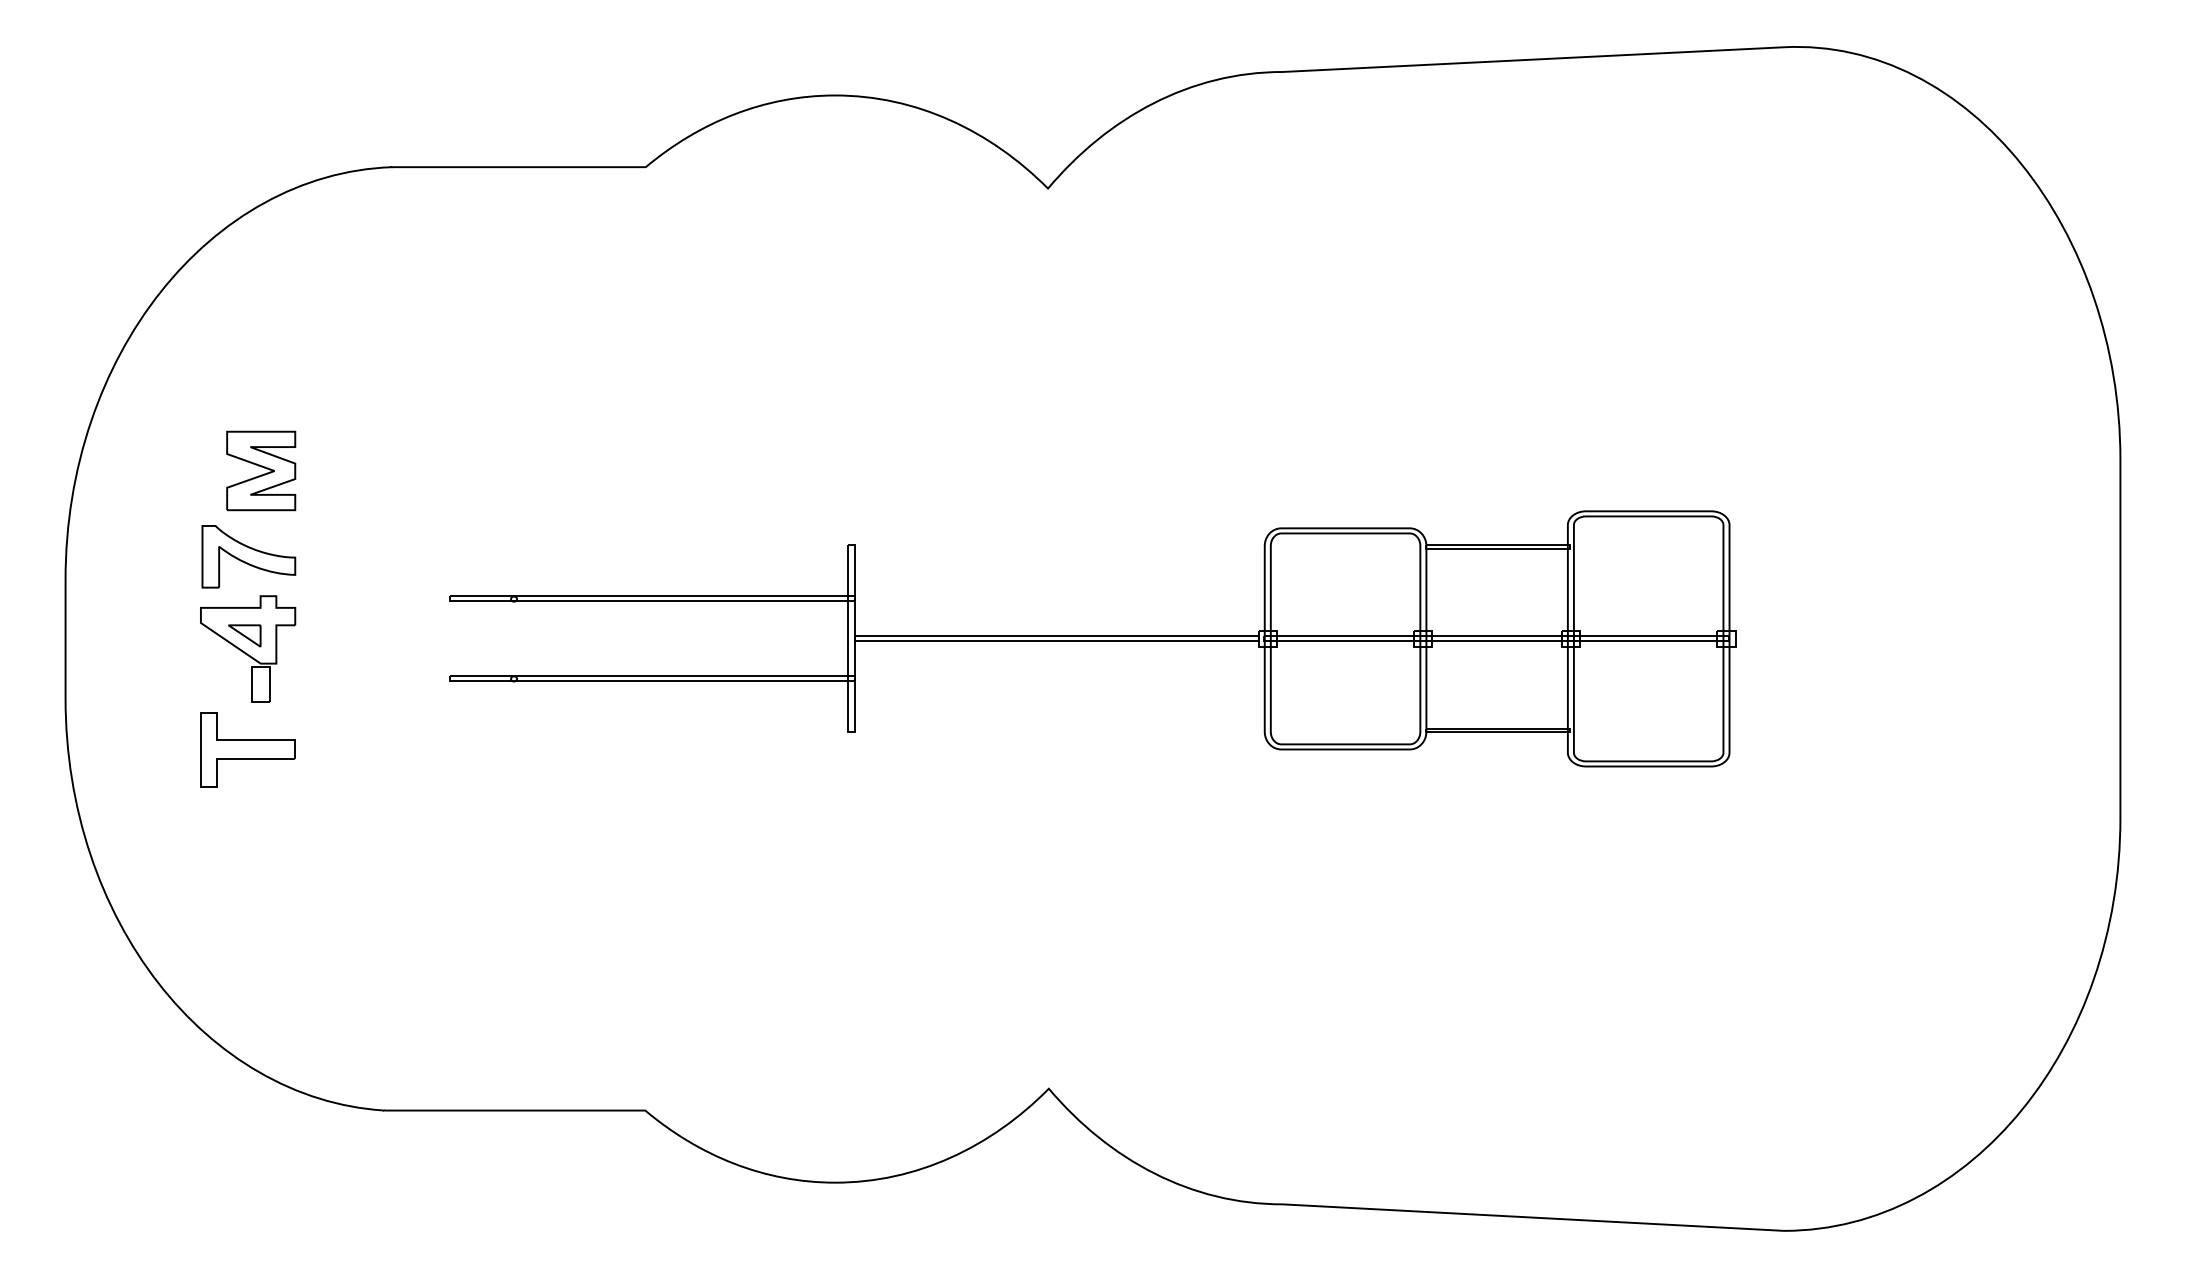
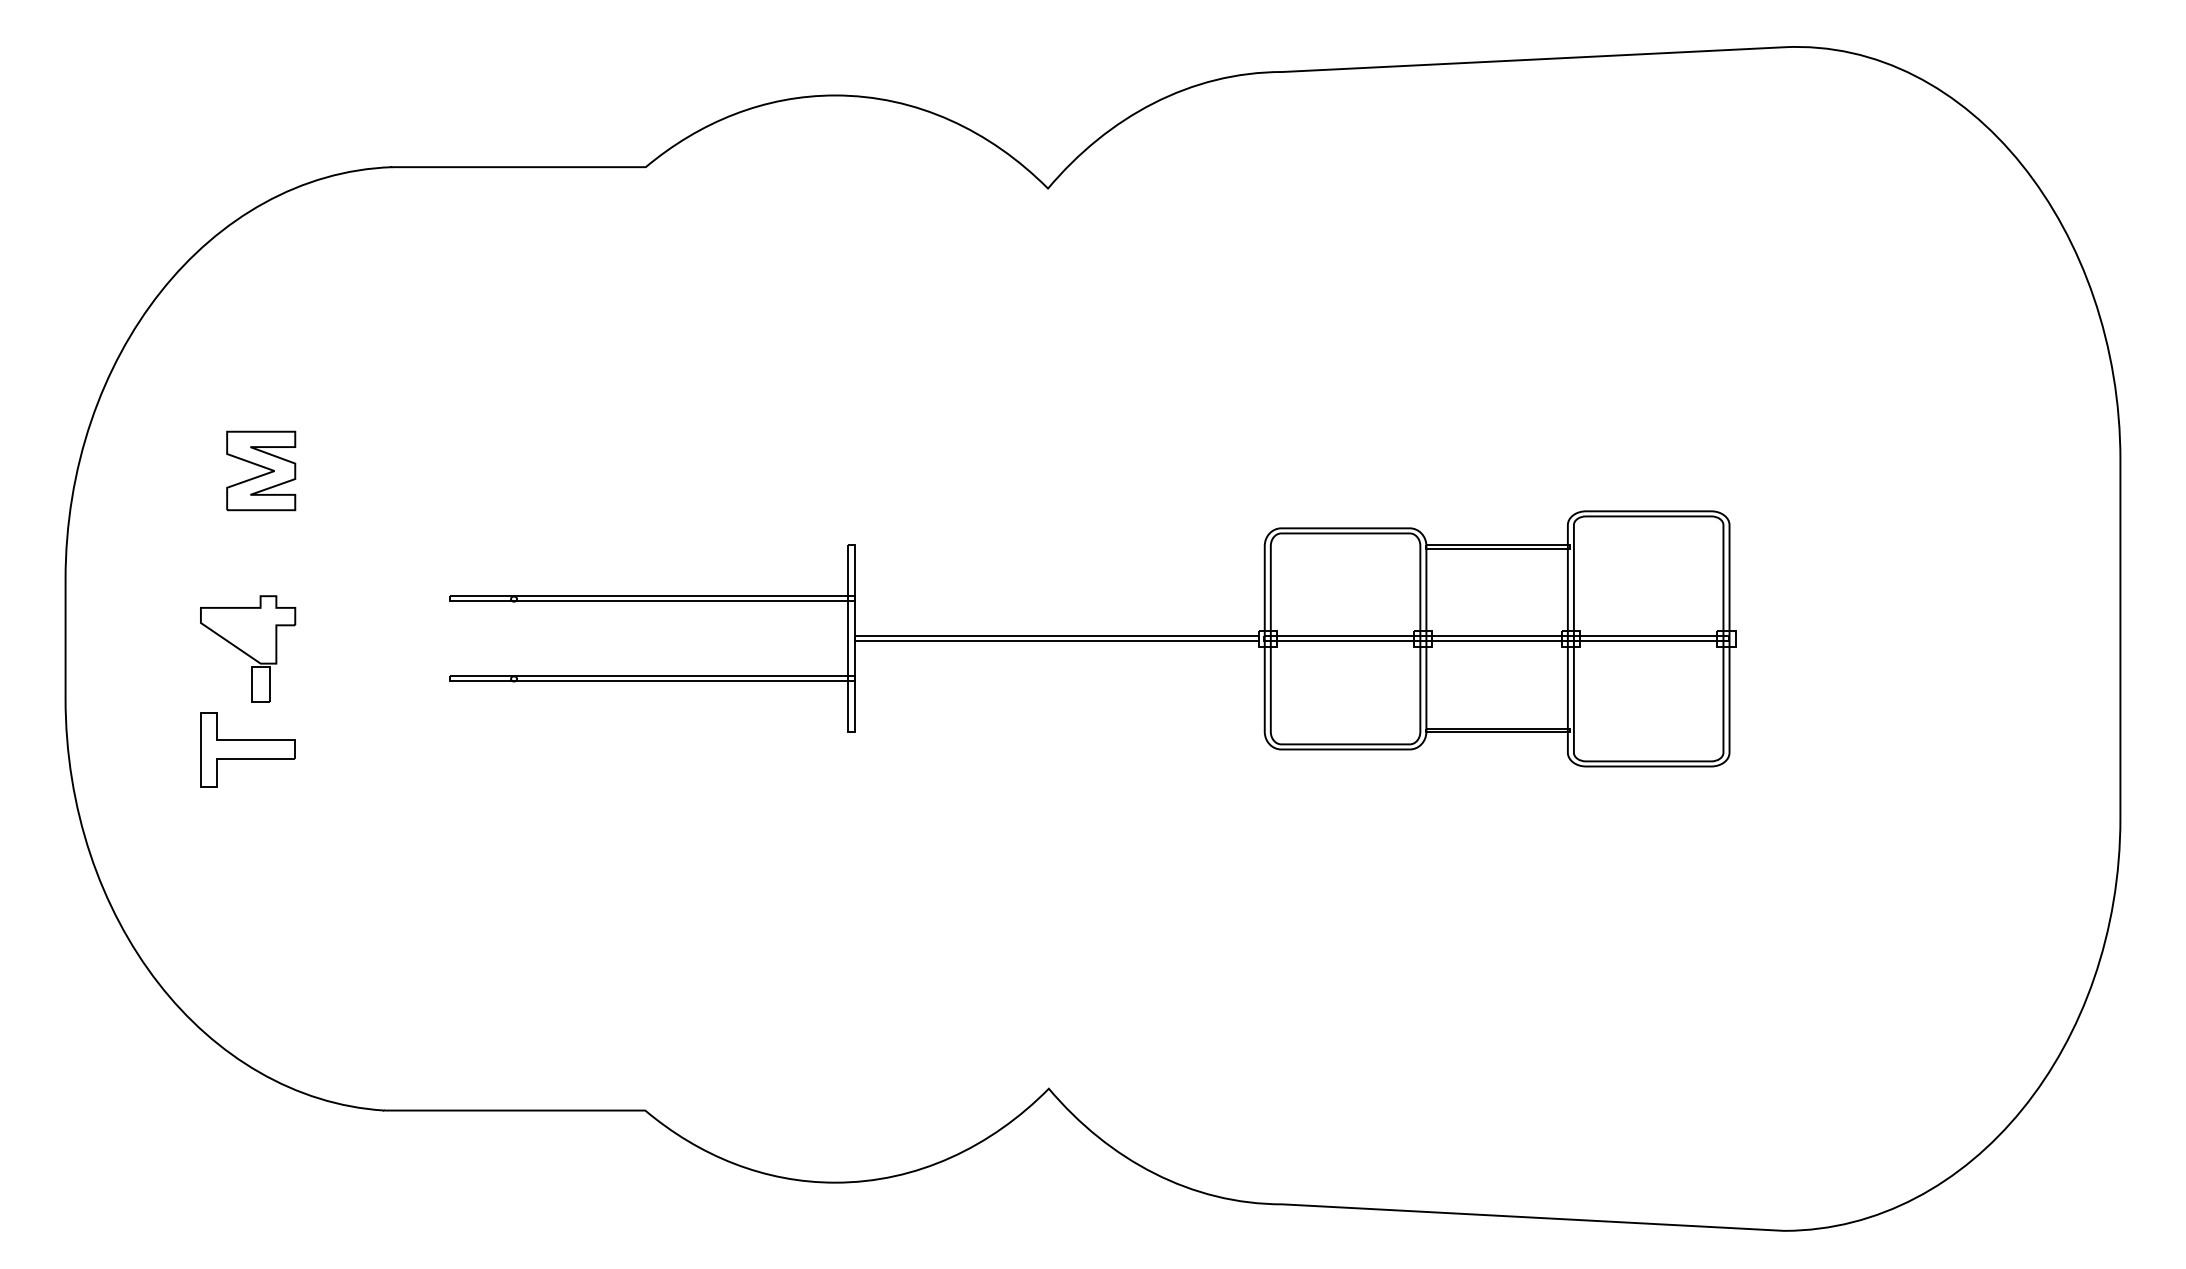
part: present -> none (248, 556)
part: present -> none (244, 635)
